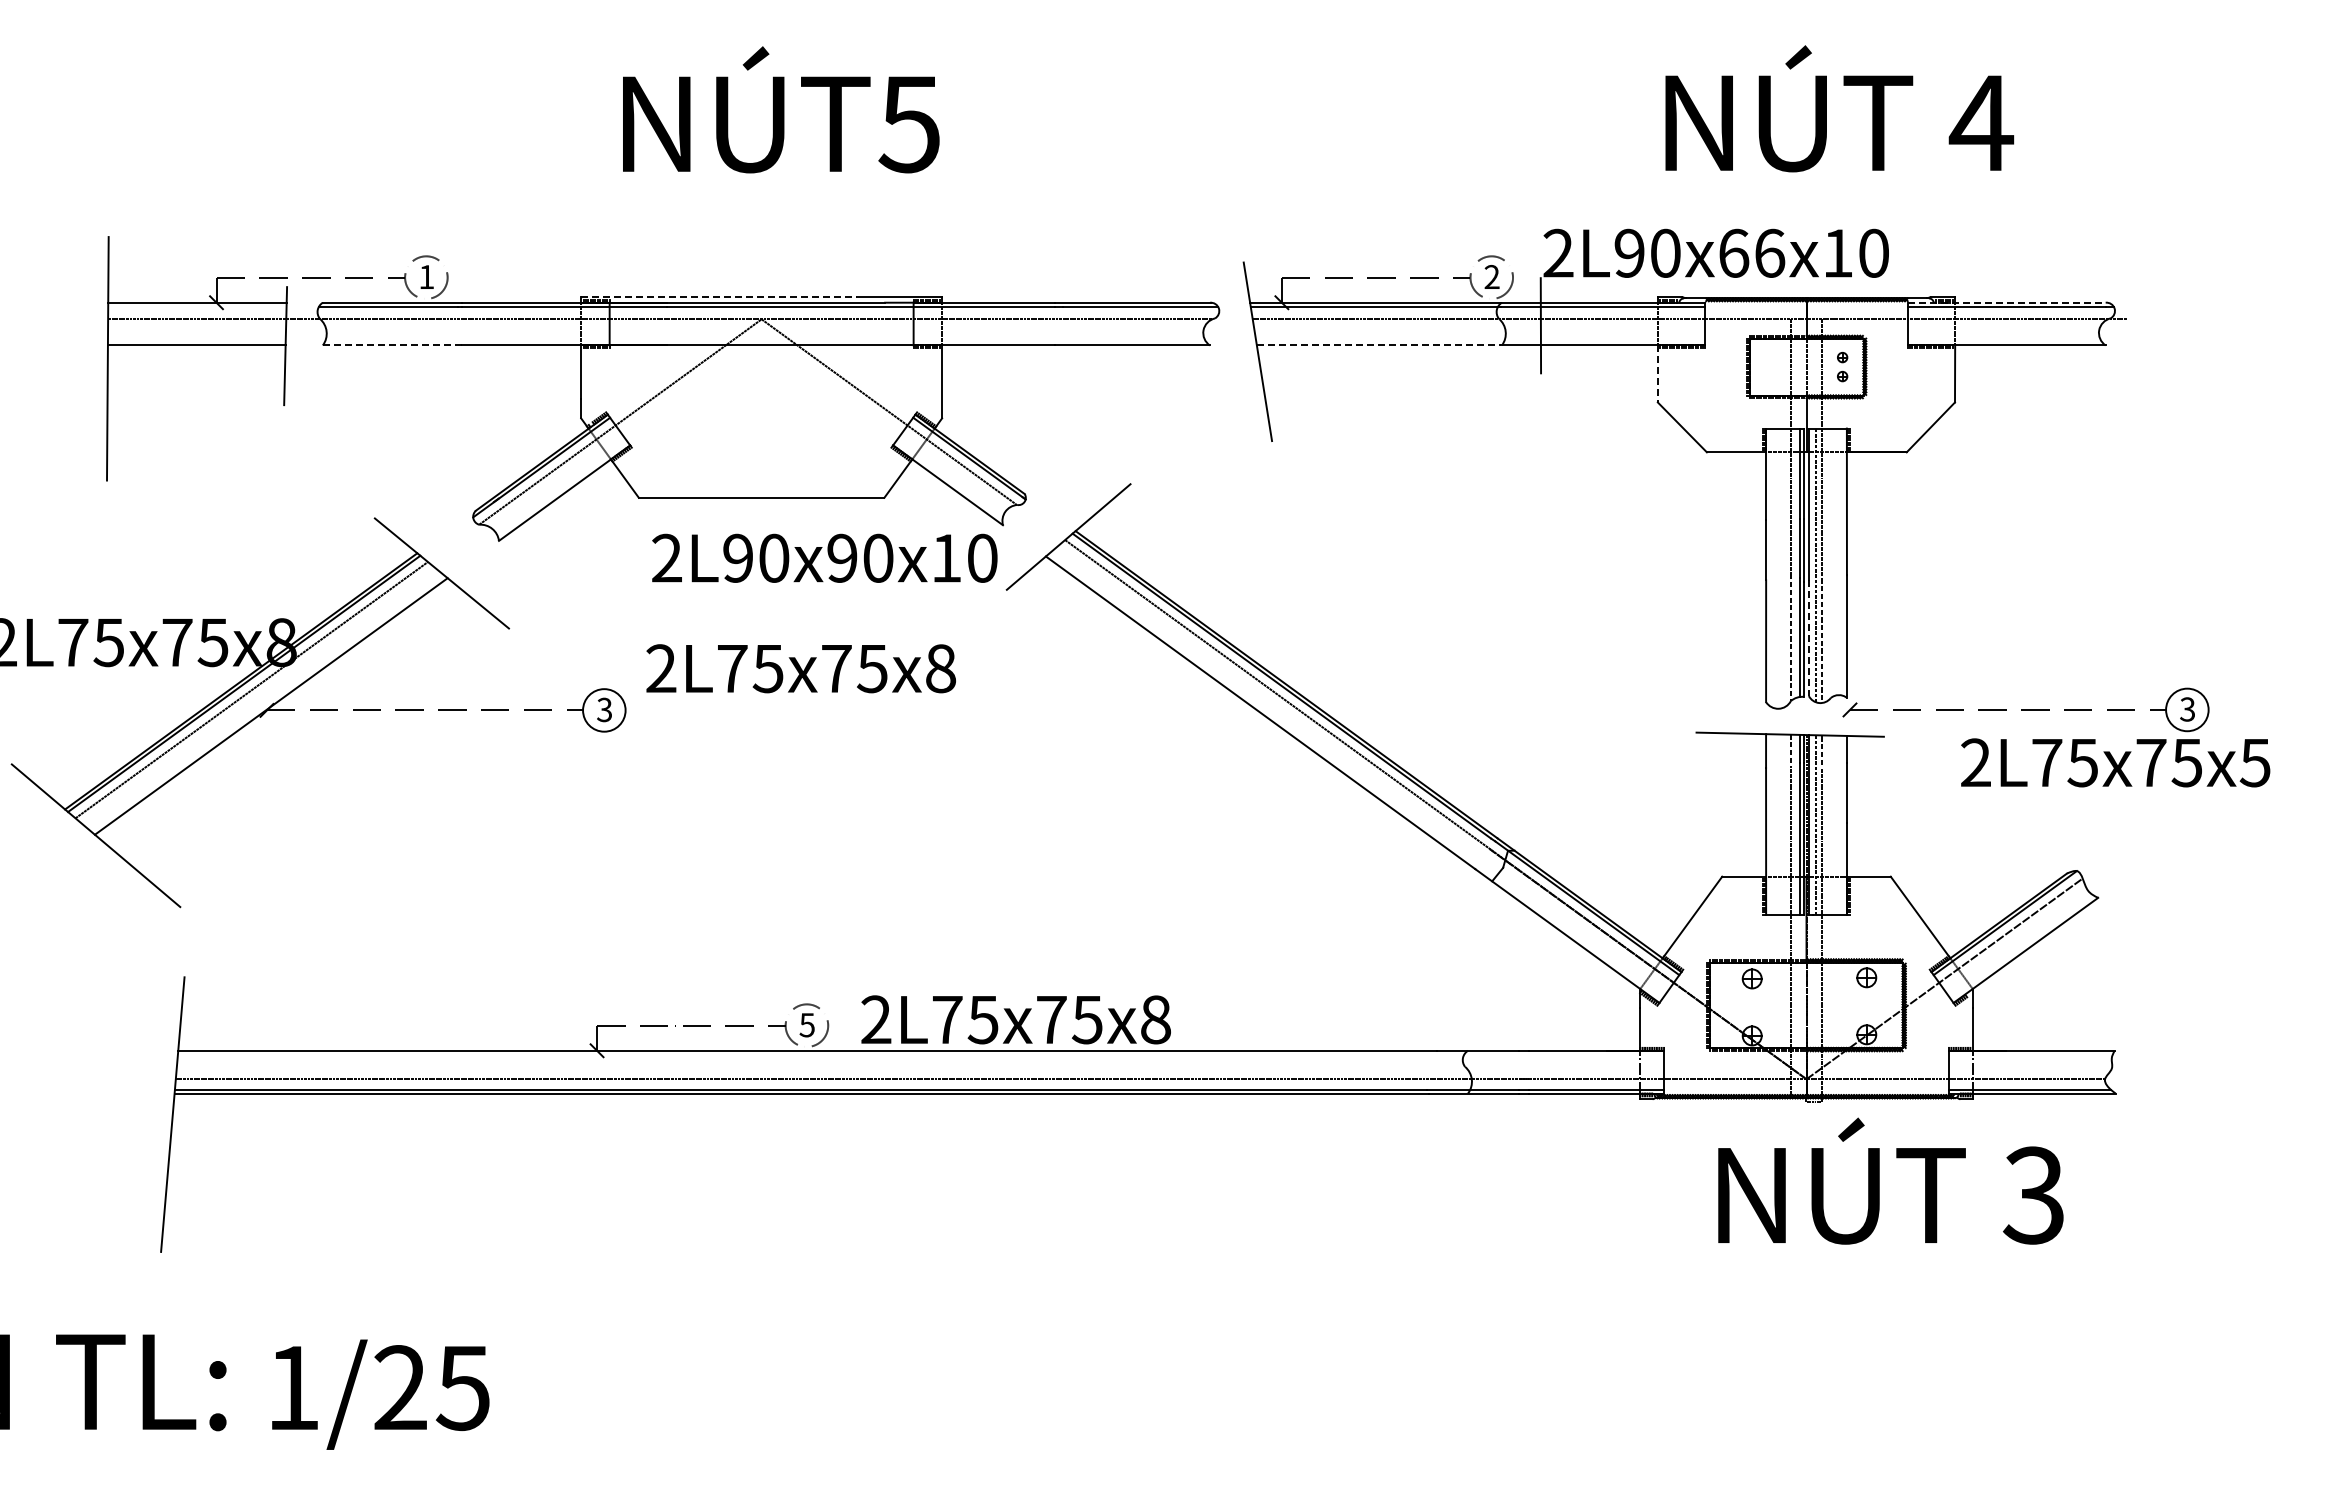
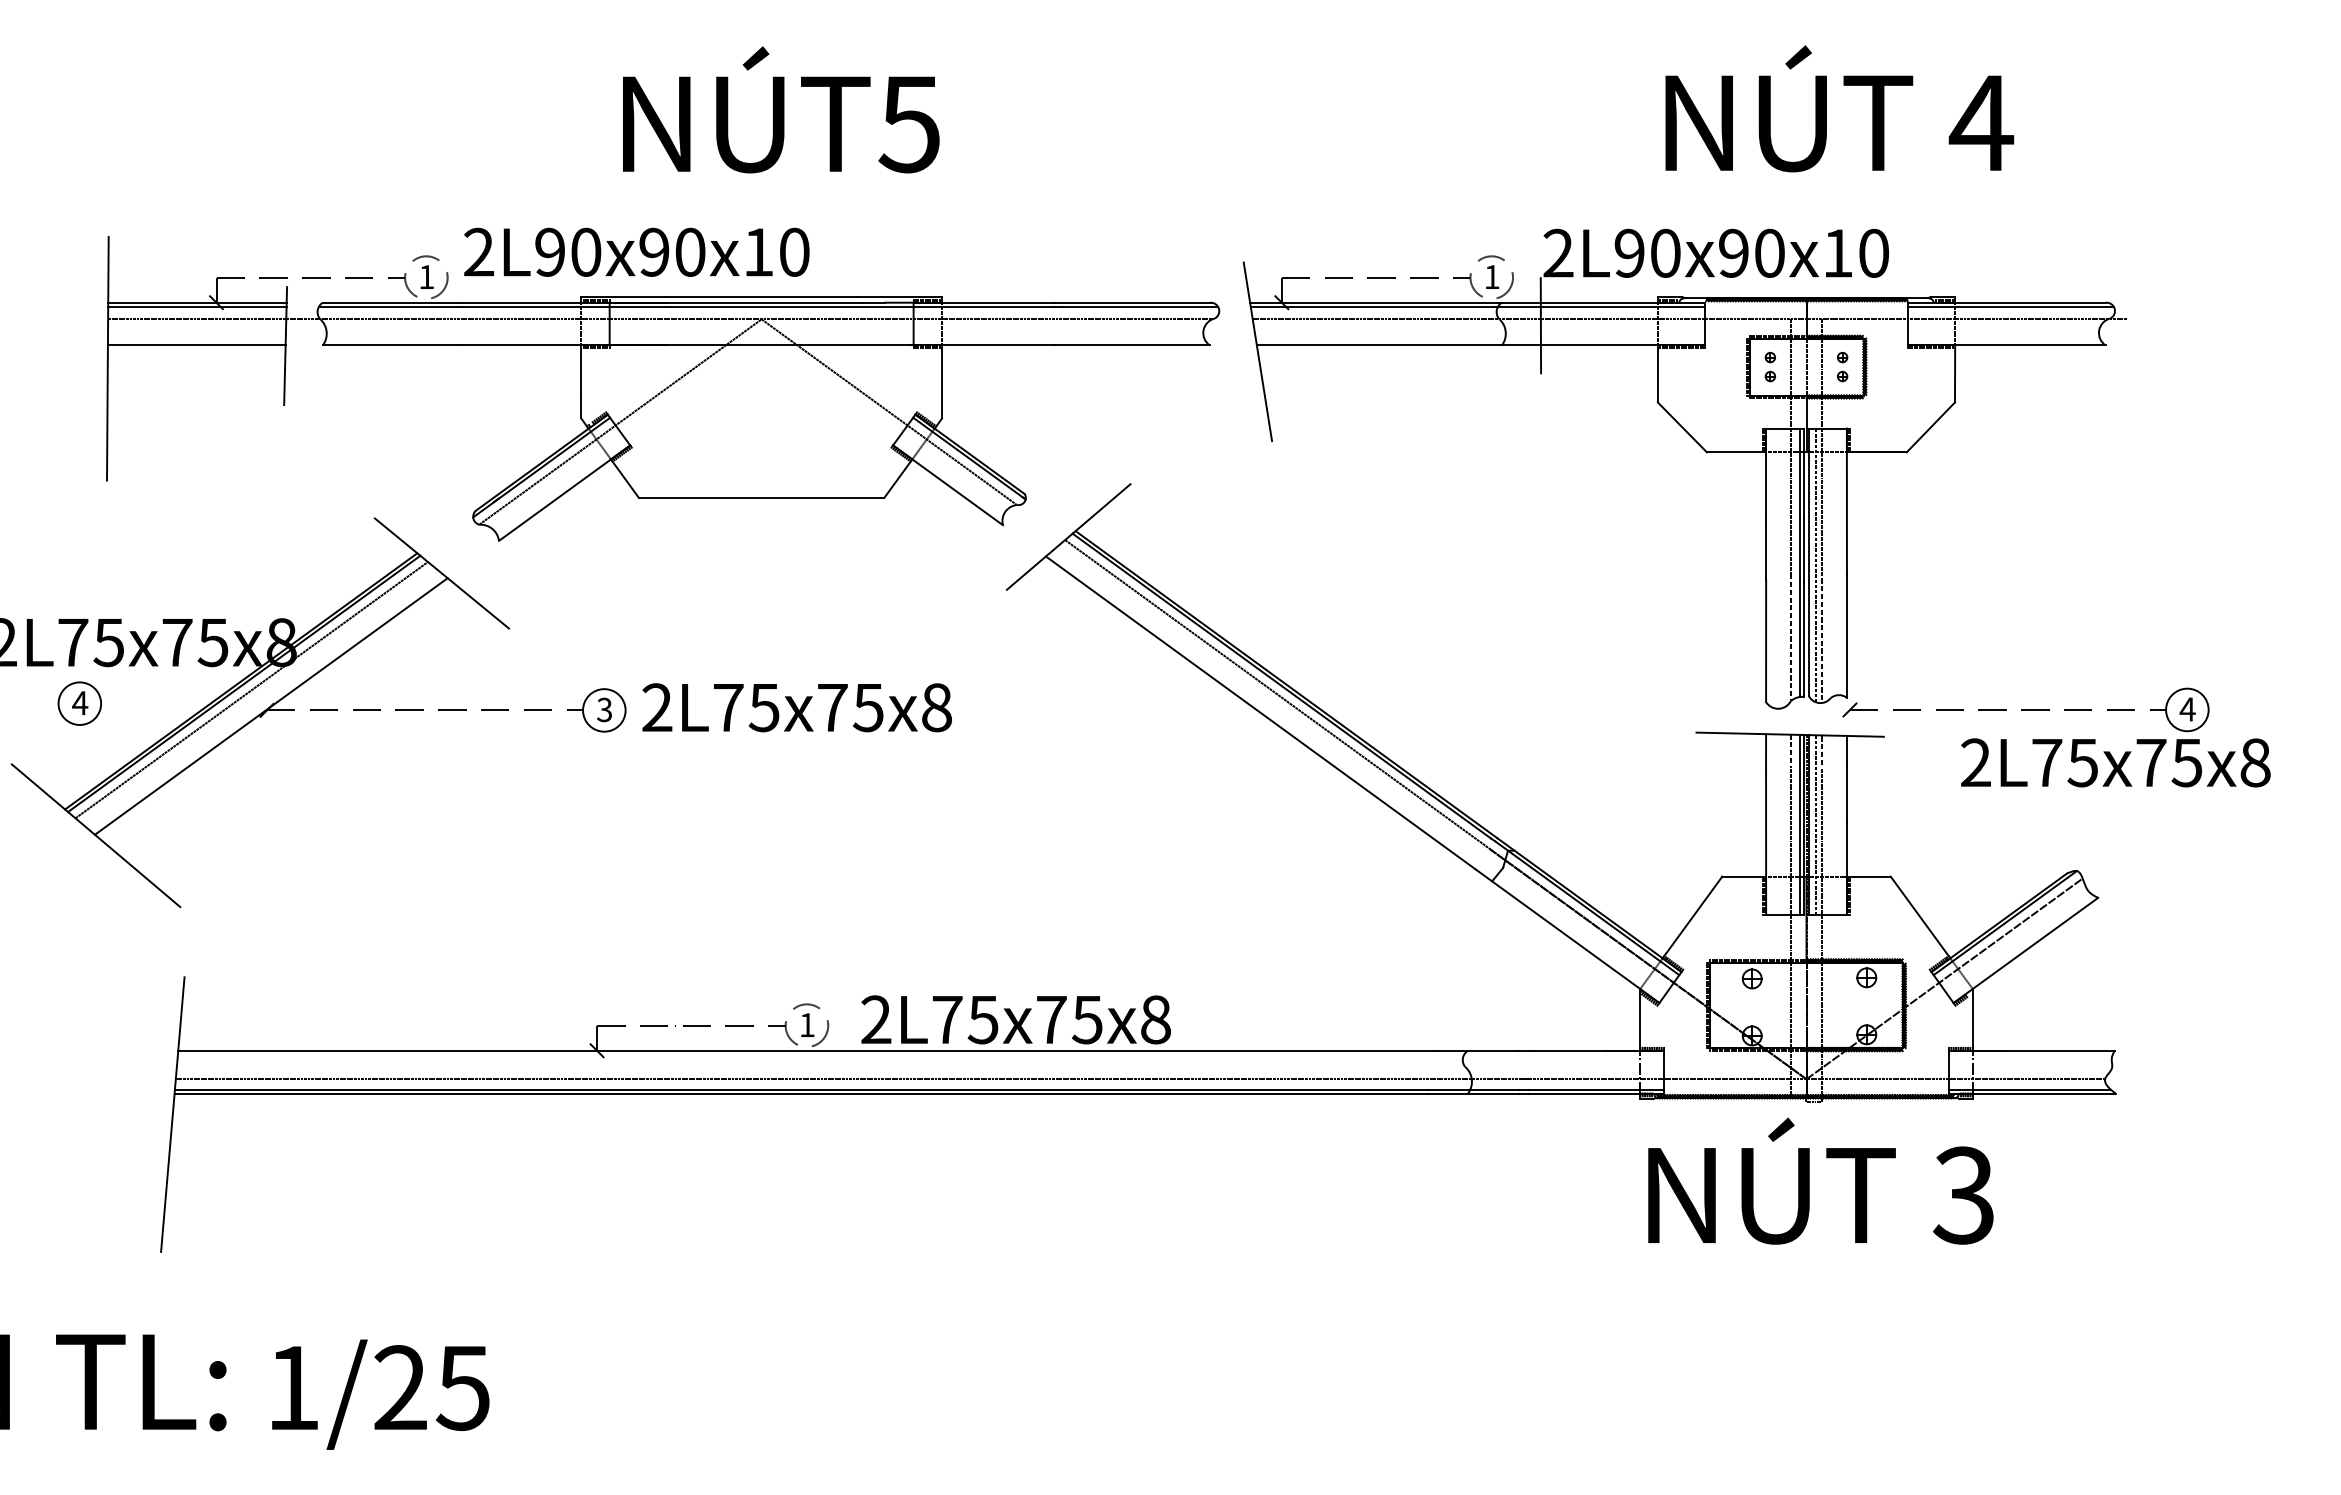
text: 2L90x66x10 -> 2L90x90x10 (1752, 252)
text: 2 -> 1 (1491, 276)
line: dashed -> solid (718, 297)
line: dashed -> solid (2006, 302)
line: none -> present (197, 307)
line: dashed -> solid (392, 345)
line: dashed -> solid (1378, 345)
part: none -> present (1769, 367)
line: dashed -> solid (1657, 374)
text position: (824, 557) -> (636, 251) (636, 251)
line: dashed -> solid (1808, 638)
text position: (800, 668) -> (796, 707) (796, 707)
part: none -> present (79, 703)
text: 3 -> 4 (2187, 709)
text: 2L75x75x5 -> 2L75x75x8 (2254, 762)
text: 5 -> 1 (806, 1025)
text position: (1890, 1180) -> (1820, 1180) (1820, 1180)
